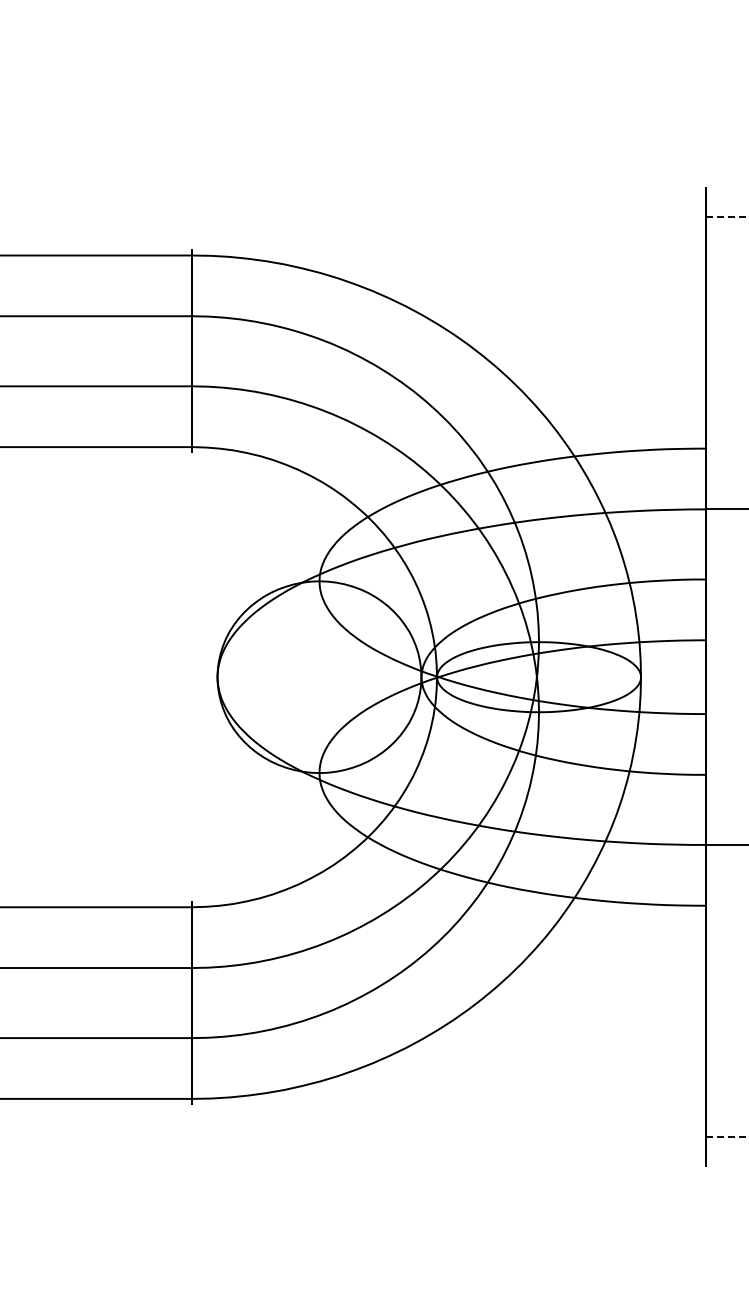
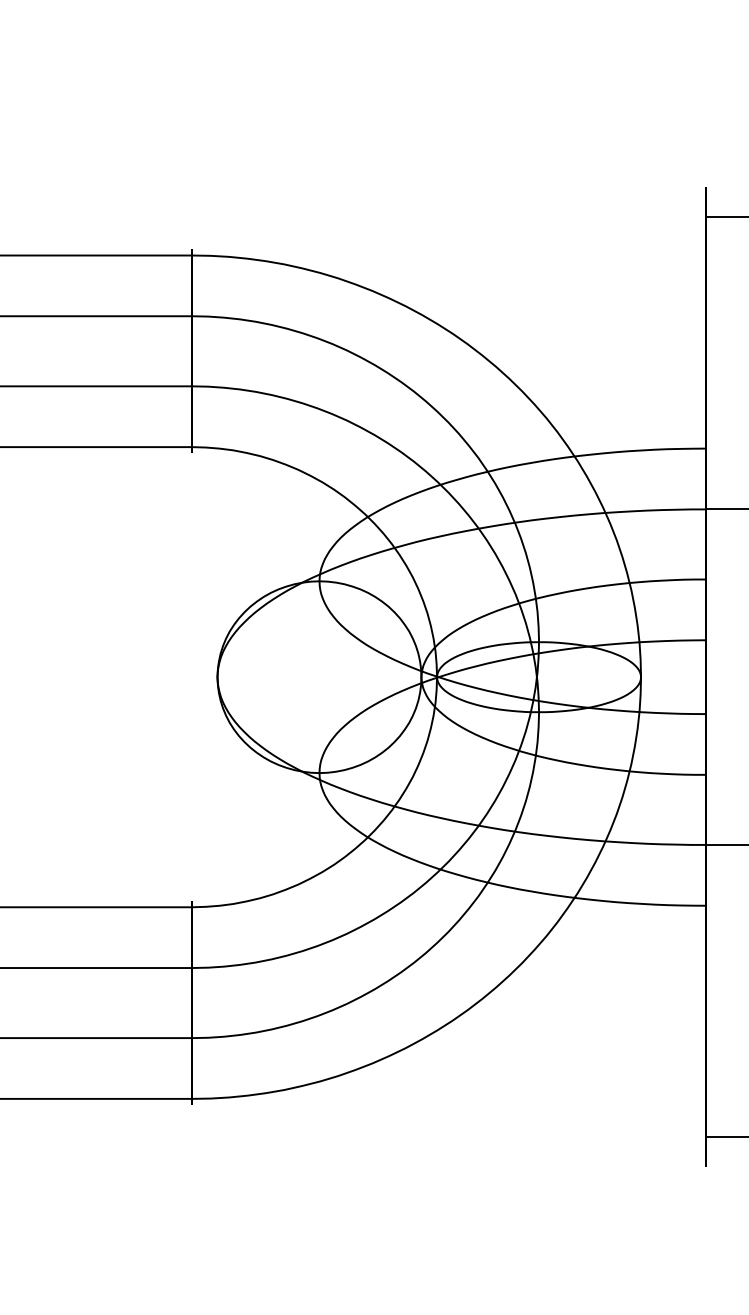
line: dashed -> solid (727, 217)
line: dashed -> solid (727, 1137)
